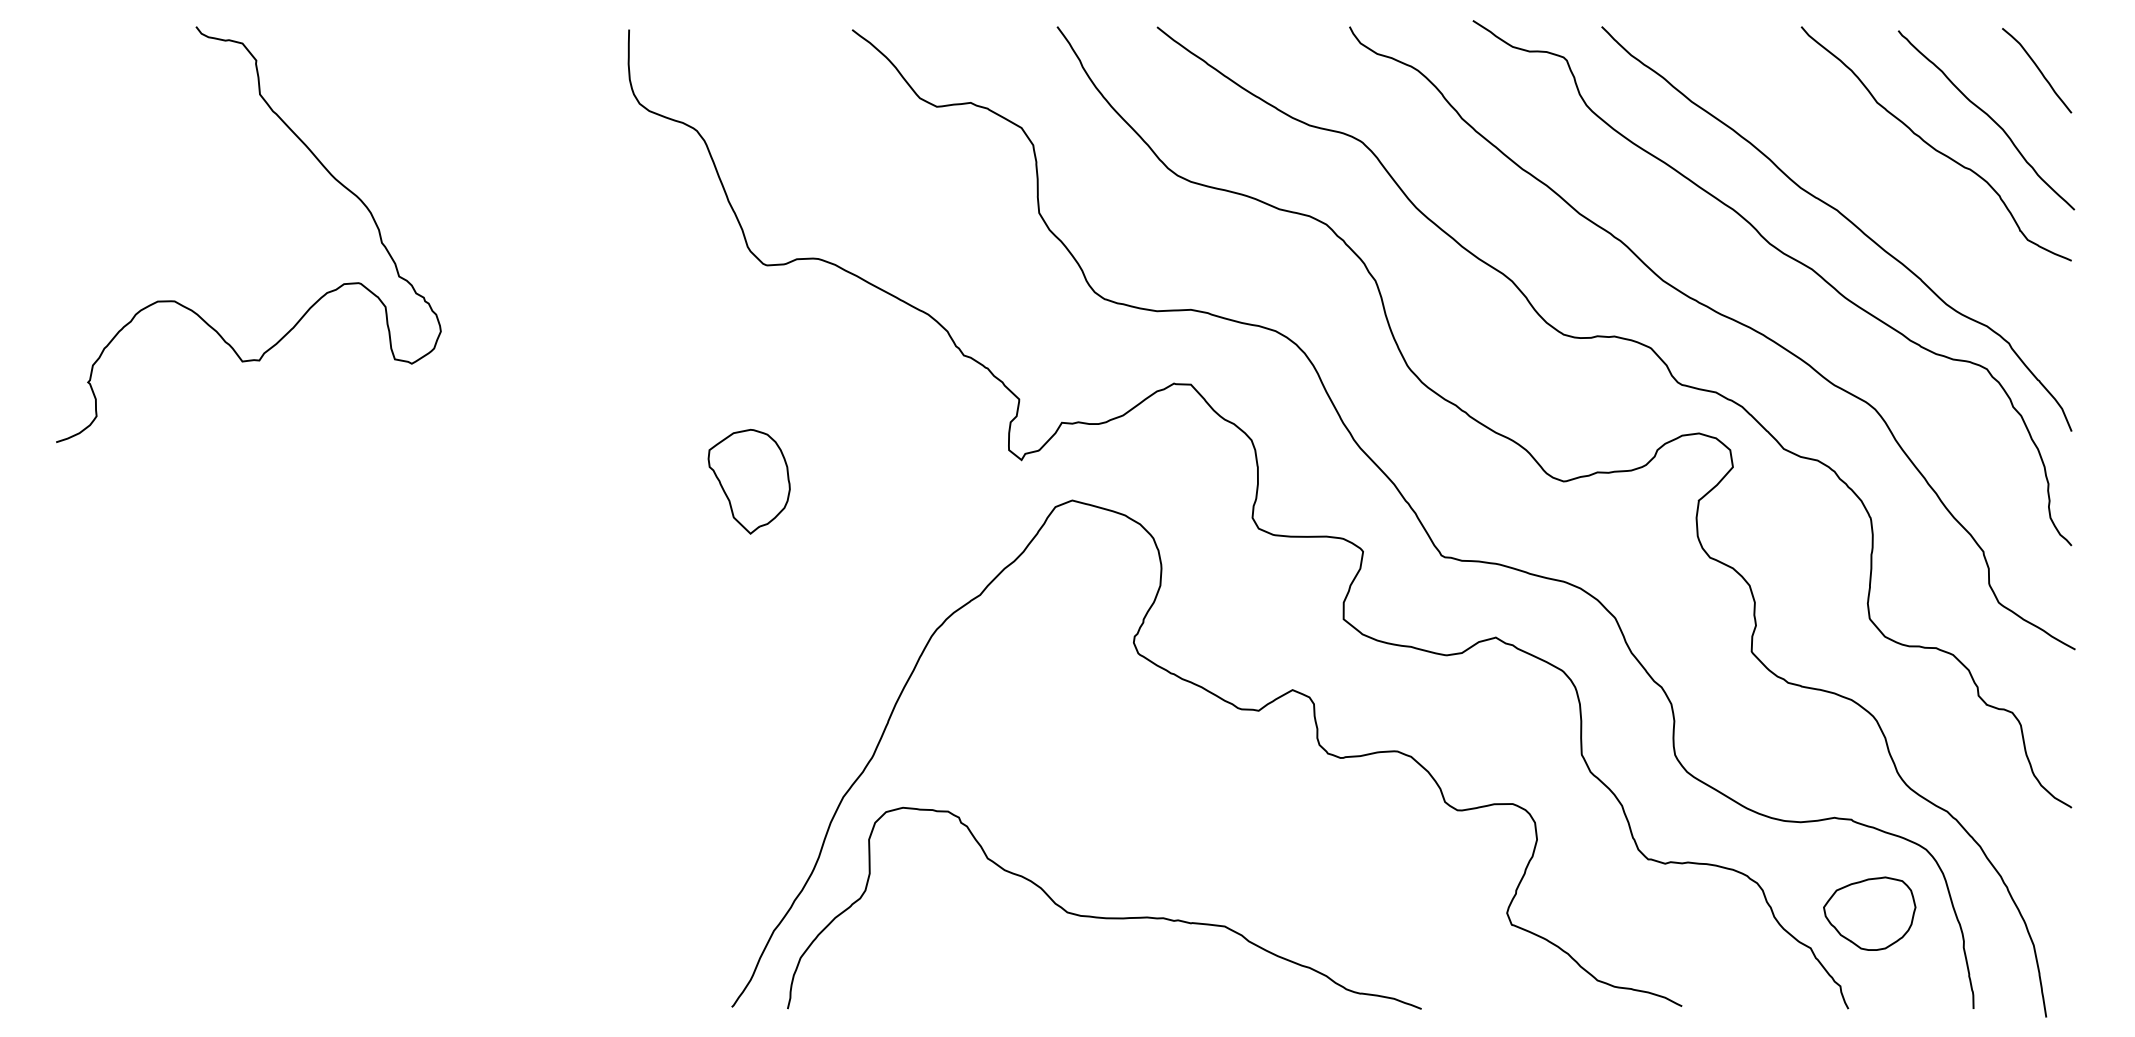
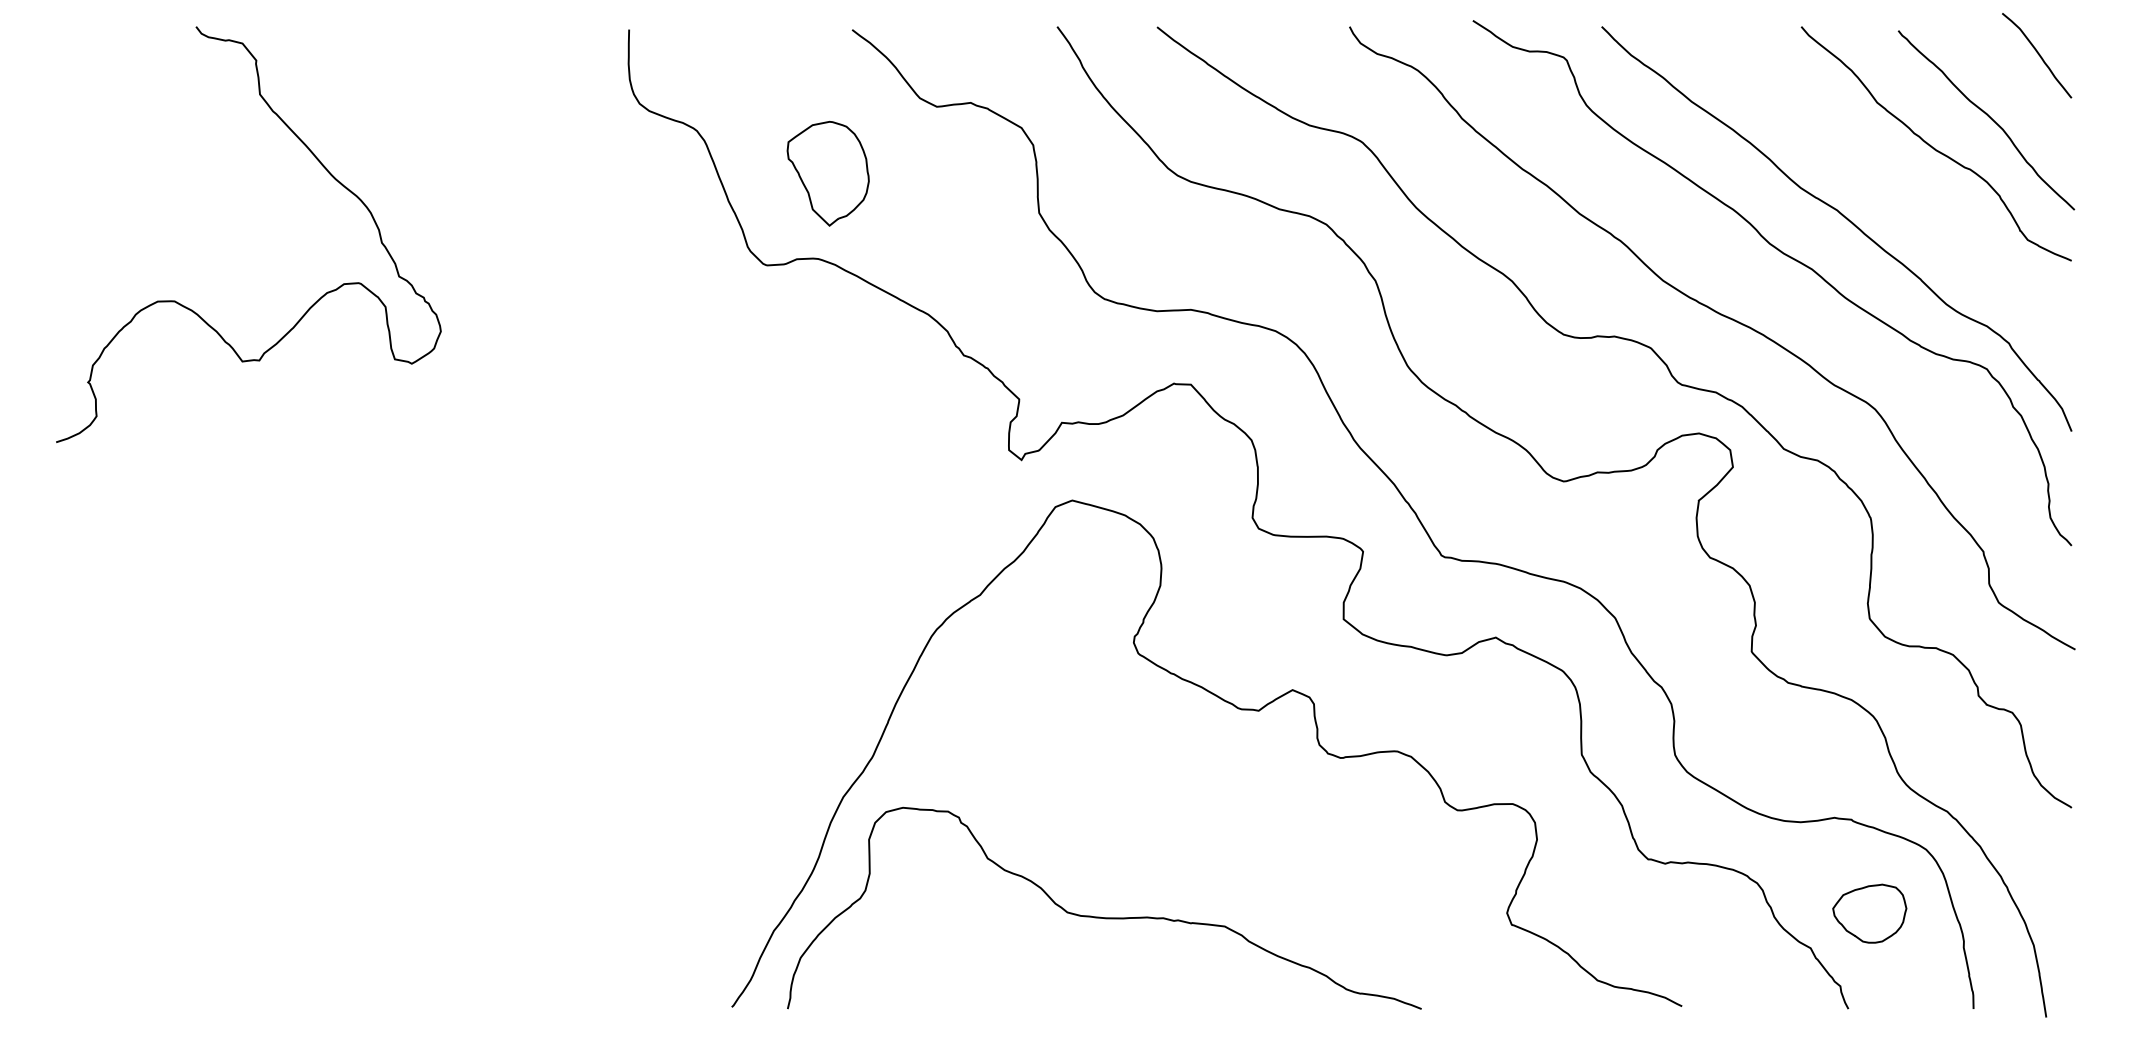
curve position: (2038, 70) -> (2038, 55) (2038, 55)
part position: (748, 481) -> (827, 173) (827, 173)
part size: 94x75 px -> 76x61 px (1869, 913)
